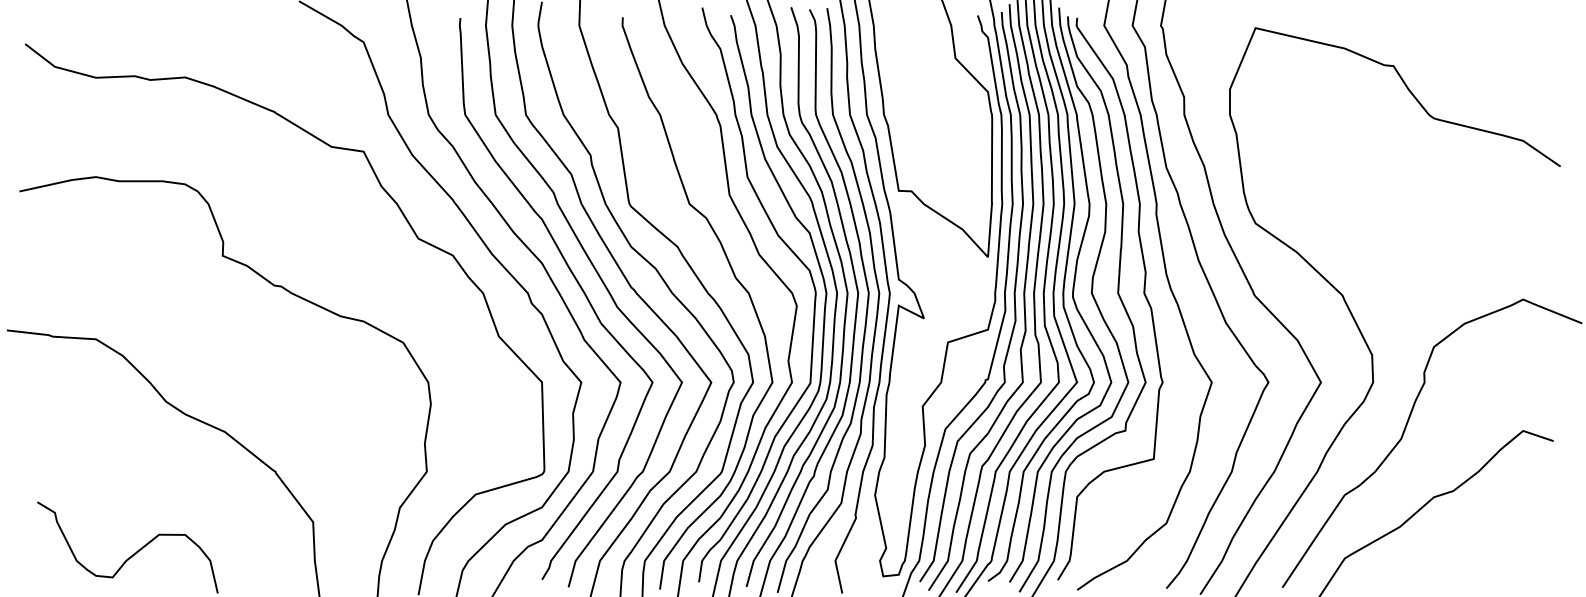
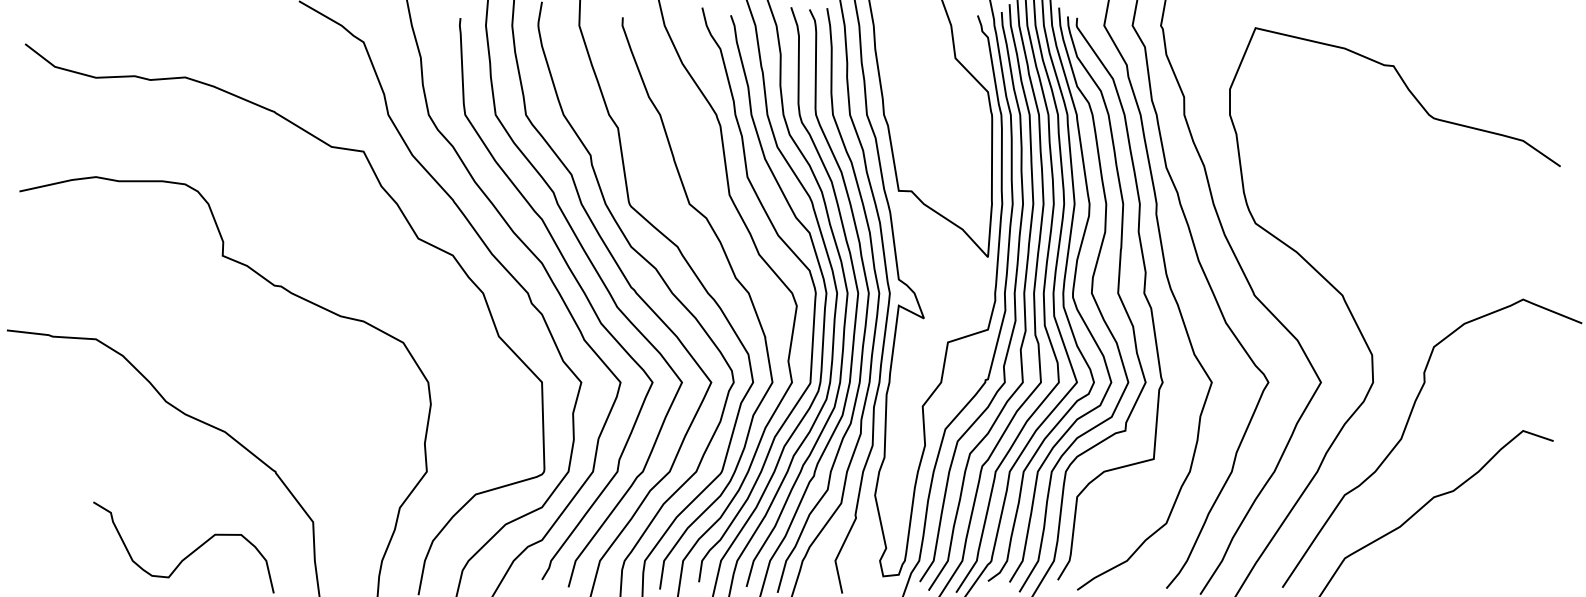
curve position: (133, 553) -> (189, 553) (189, 553)
